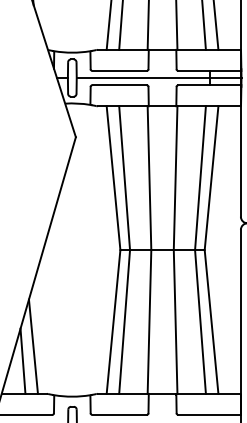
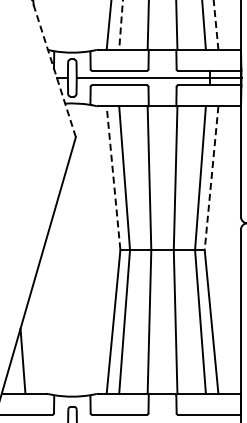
line: solid -> dashed (121, 25)
line: solid -> dashed (216, 25)
line: solid -> dashed (53, 68)
line: solid -> dashed (113, 177)
line: solid -> dashed (211, 177)
line: present -> none (32, 346)
